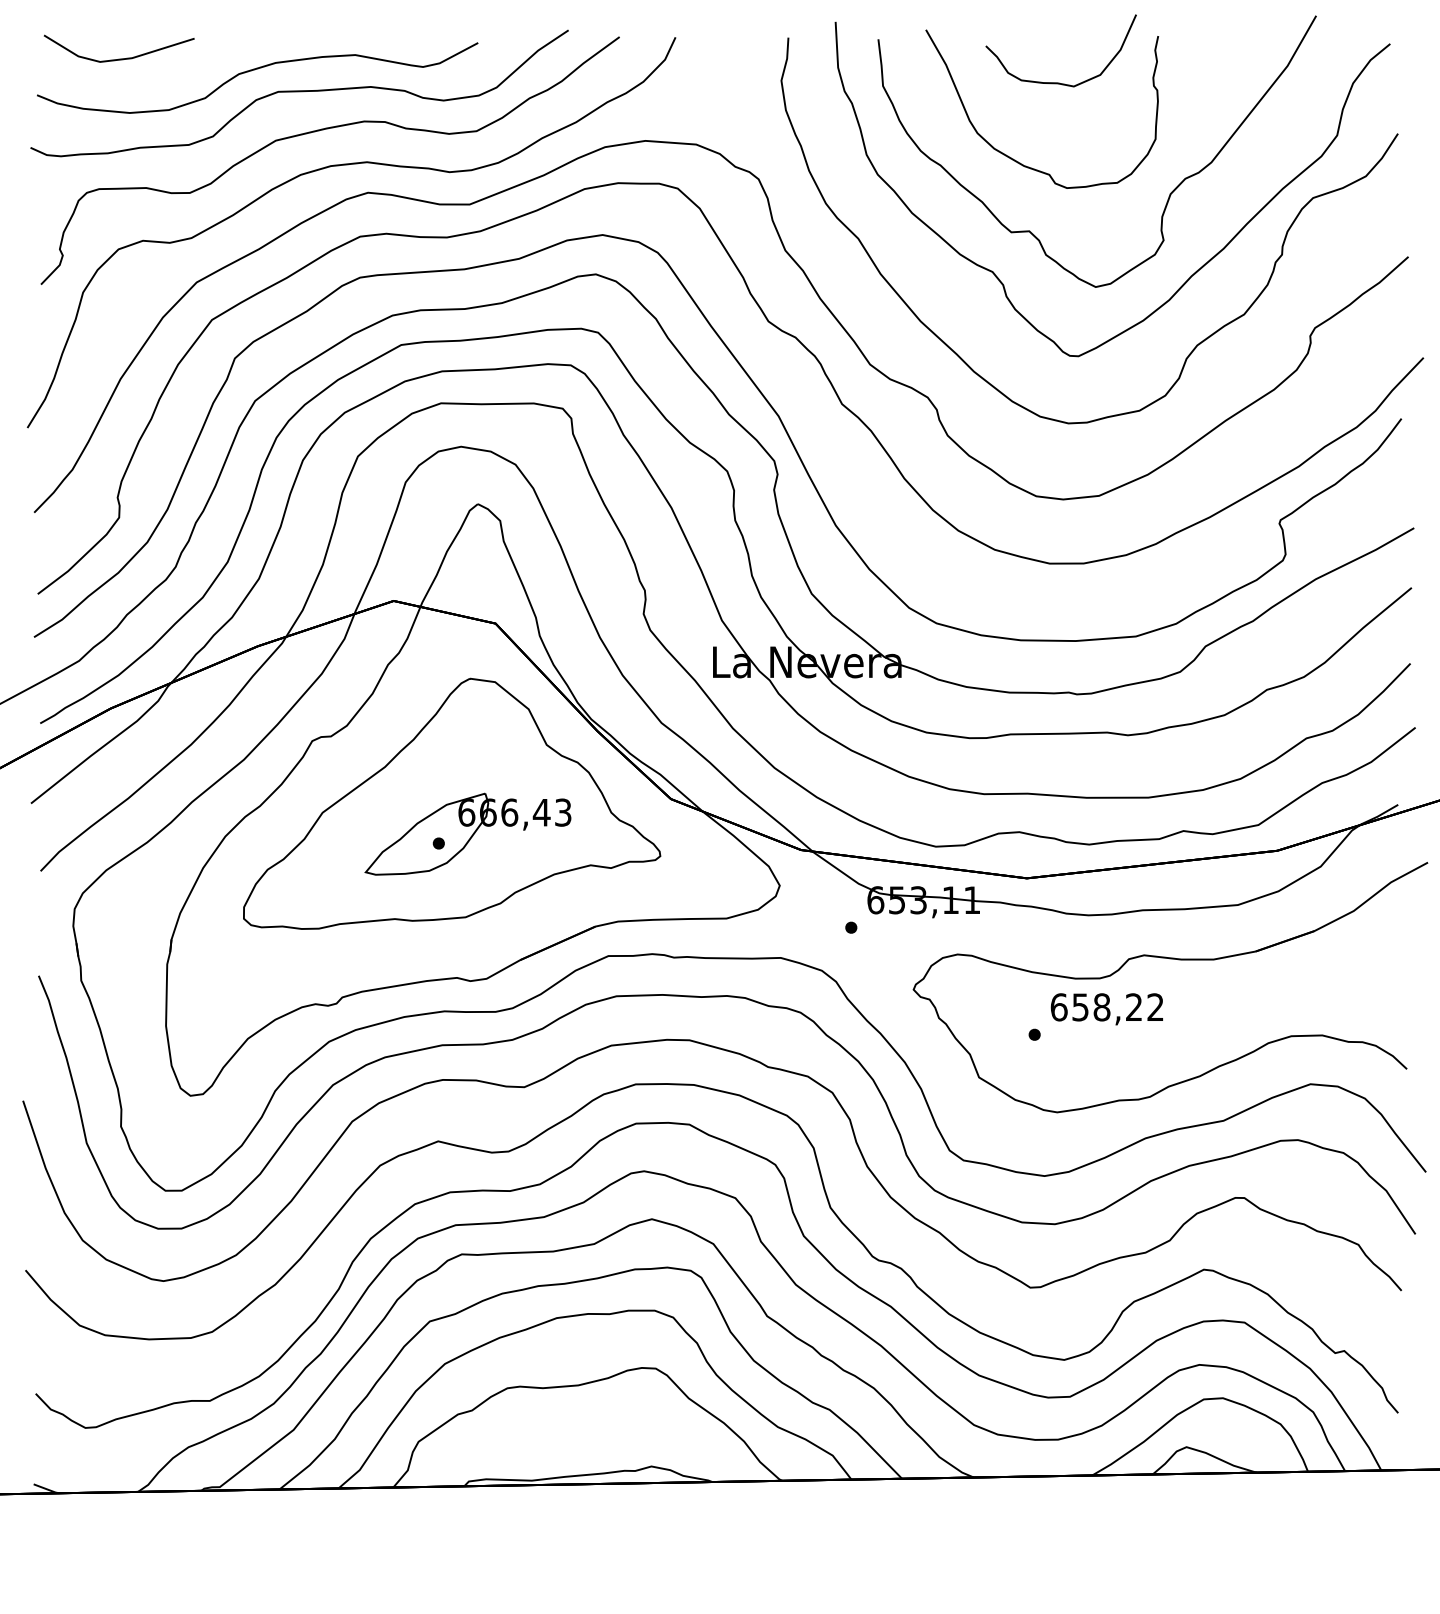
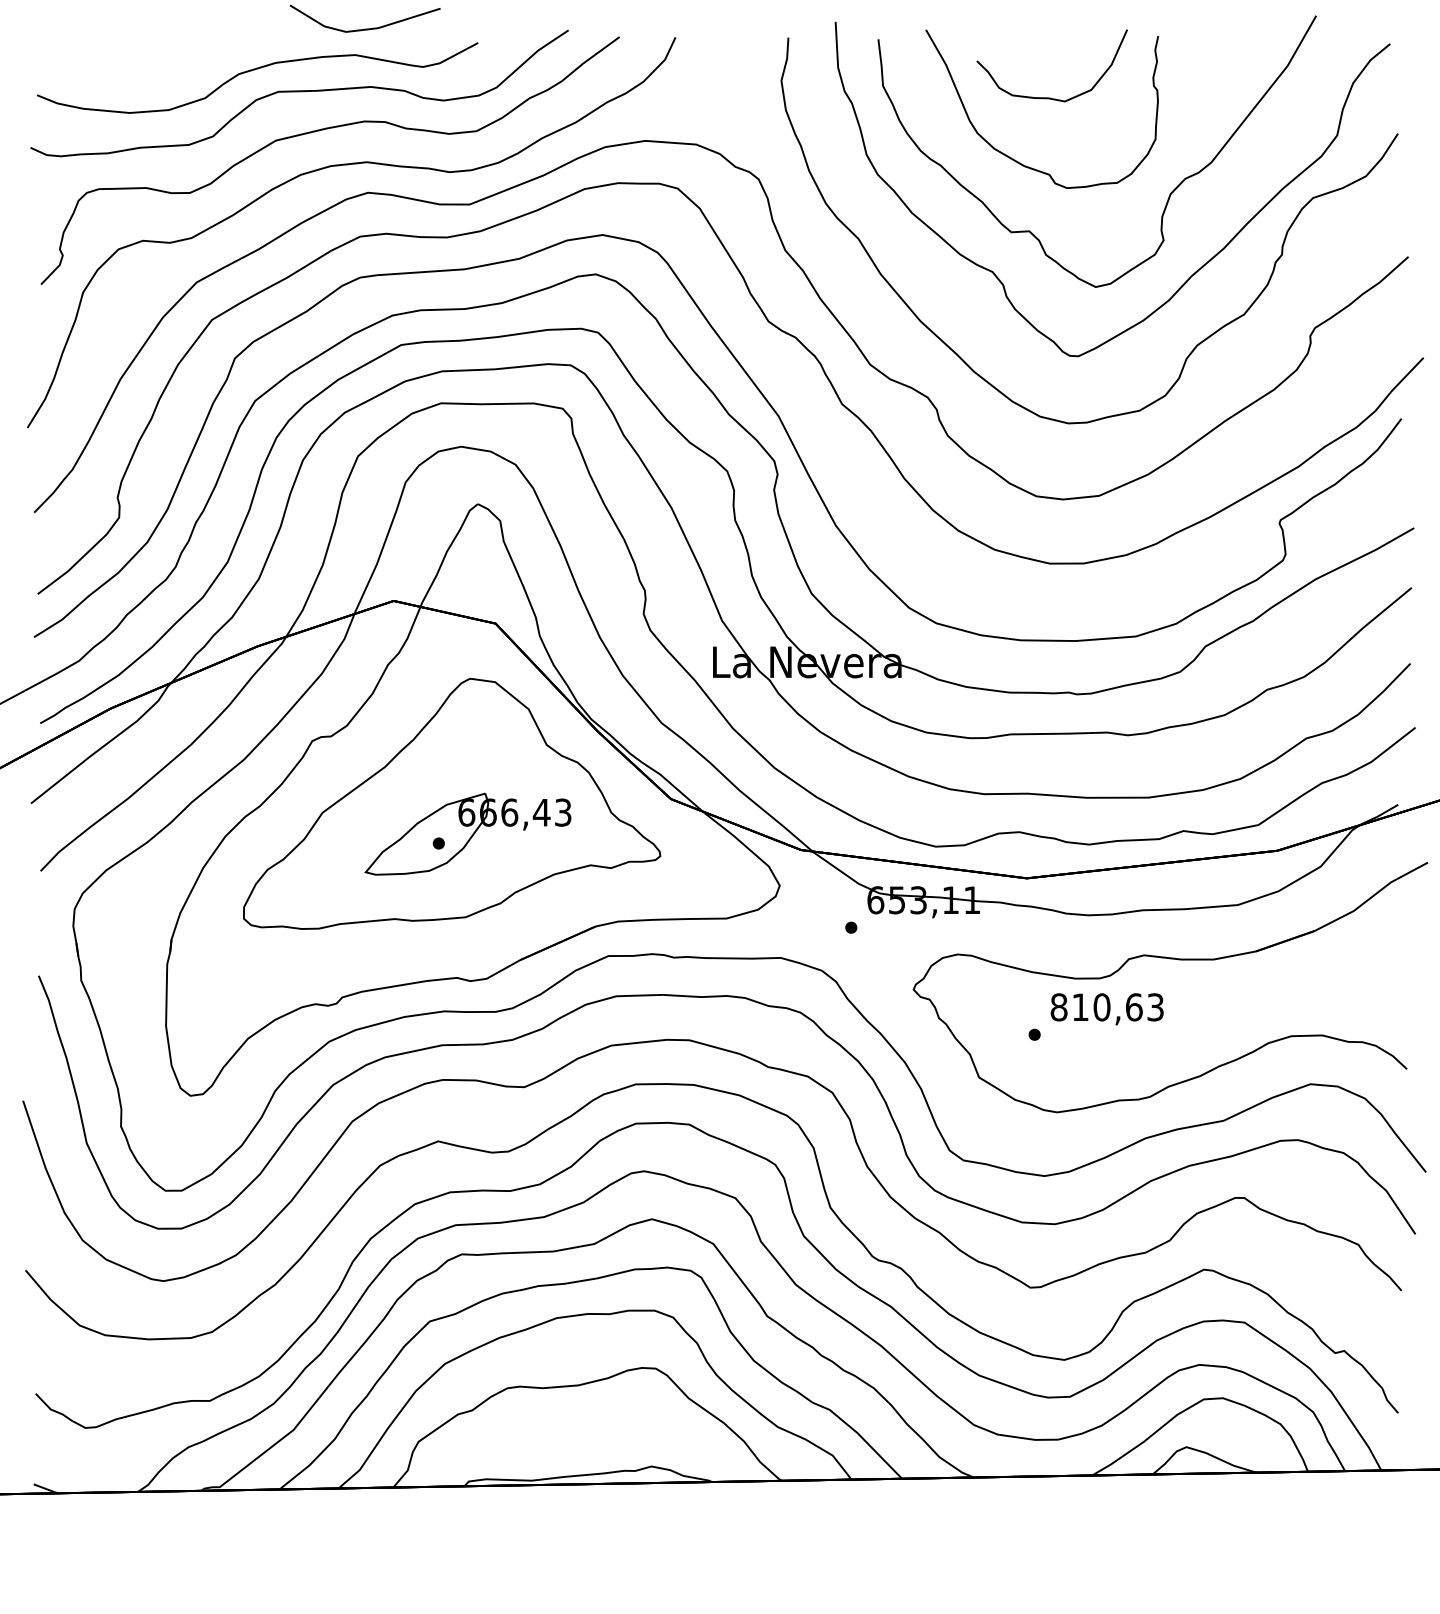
line position: (118, 58) -> (364, 28) (364, 28)
curve position: (1059, 82) -> (1050, 97) (1050, 97)
text: 658,22 -> 810,63 (1106, 1007)
